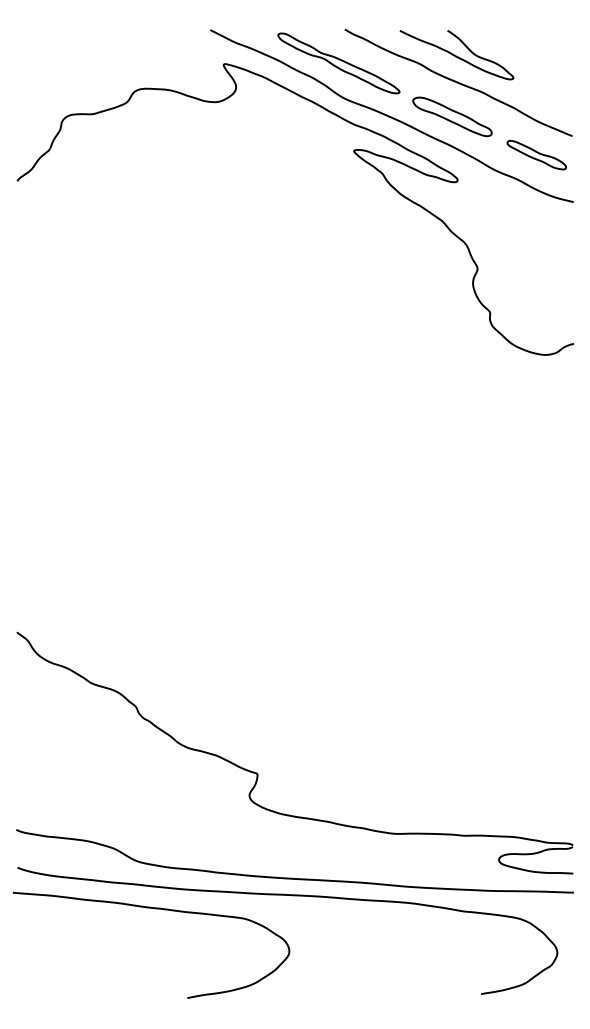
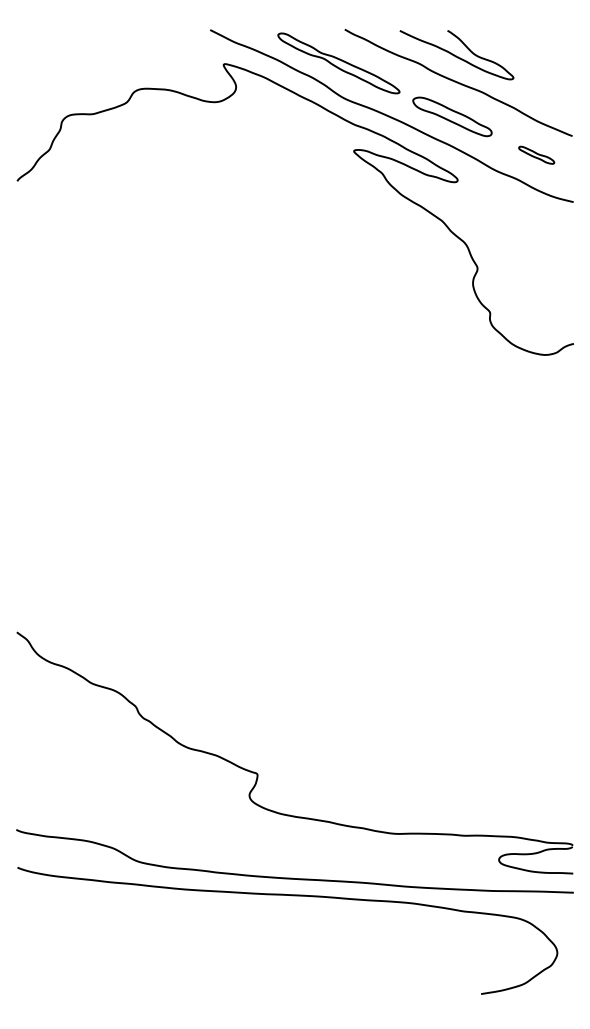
part size: 61x31 px -> 38x20 px (536, 154)
part: present -> none (155, 909)
